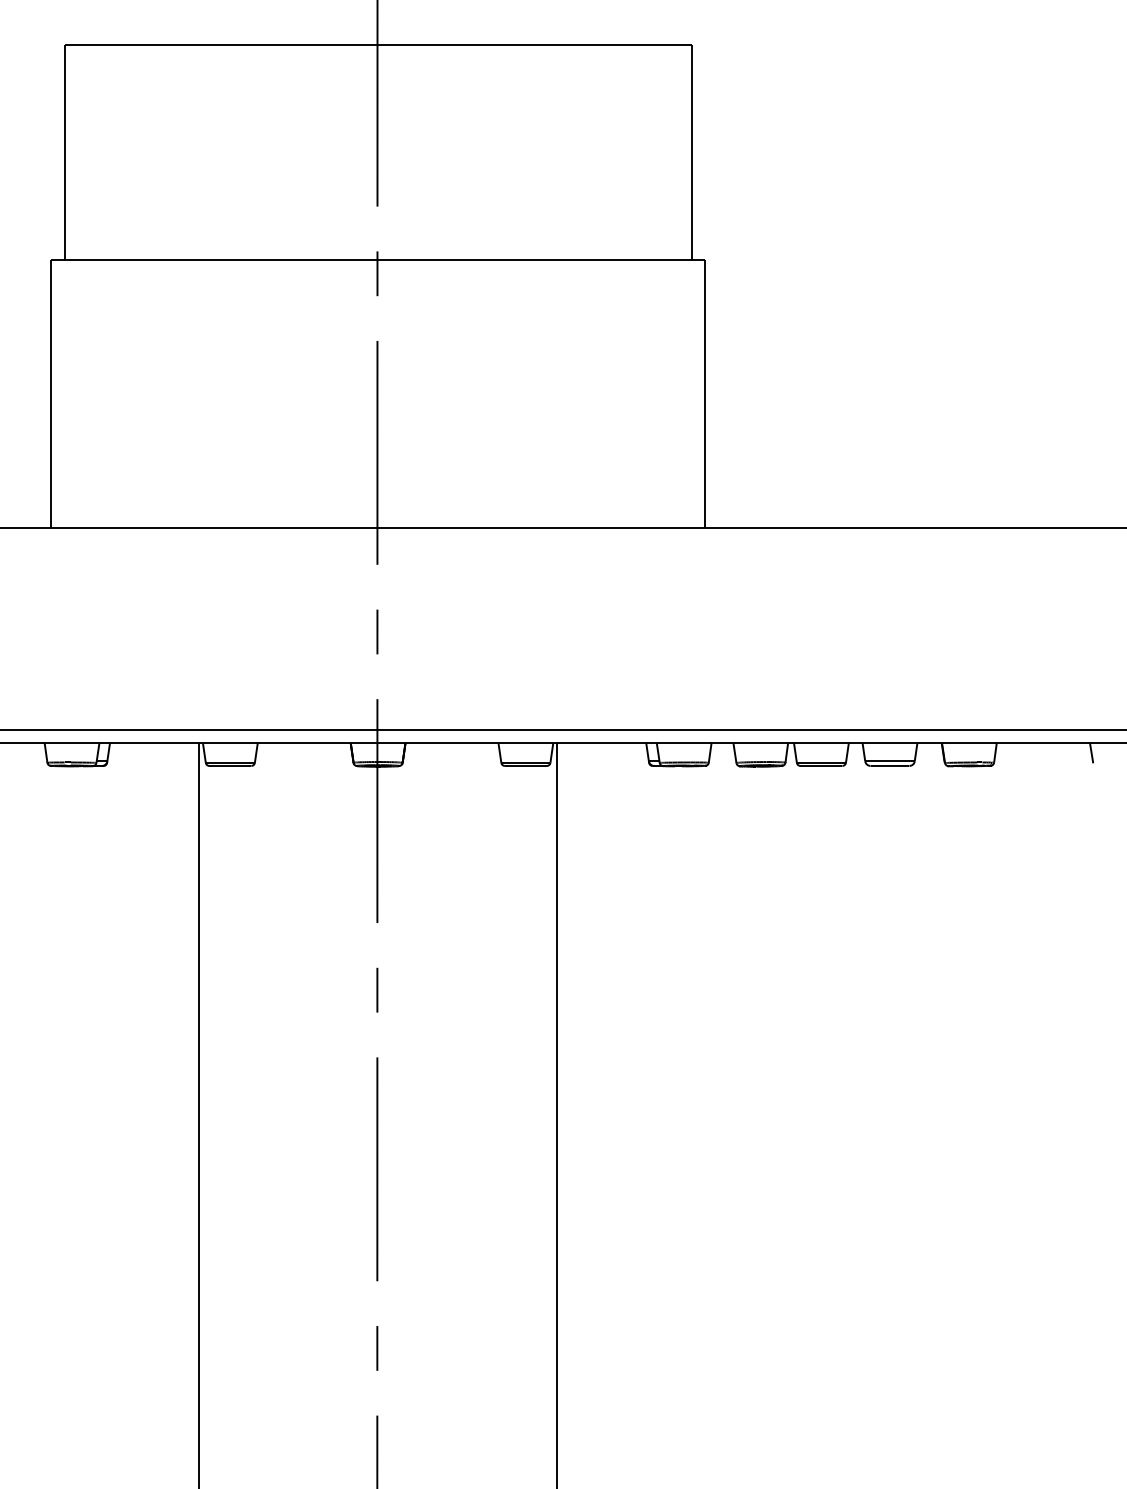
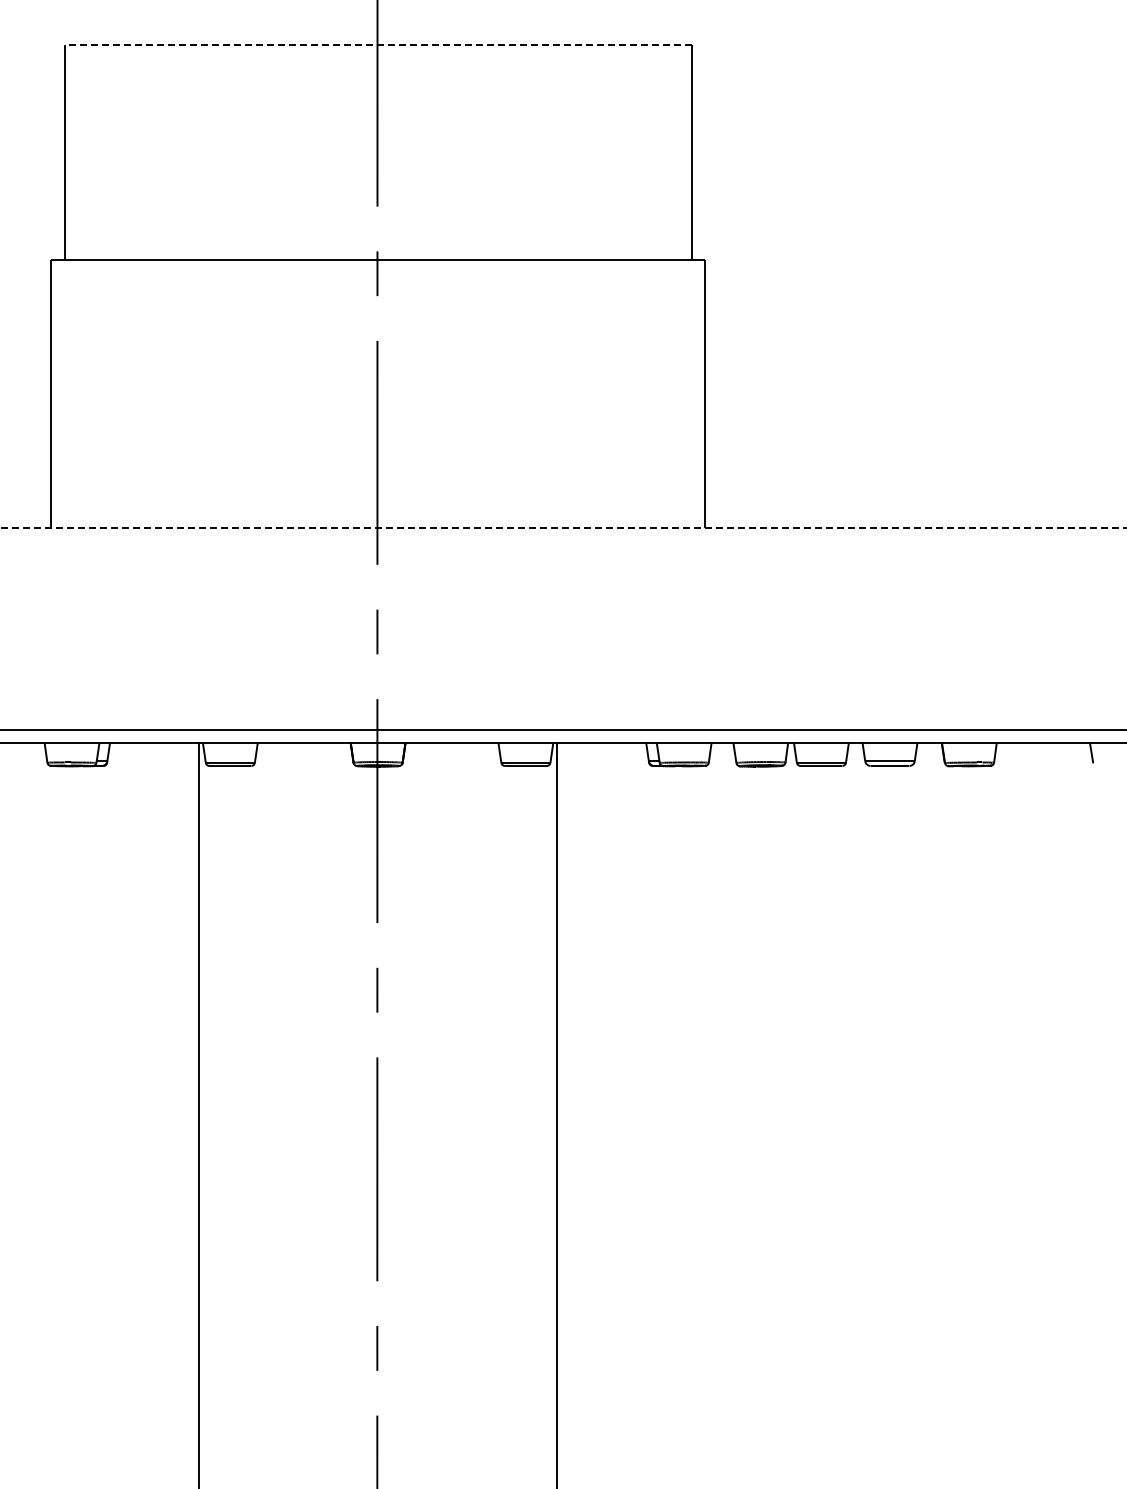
line: solid -> dashed (377, 44)
line: solid -> dashed (563, 528)
